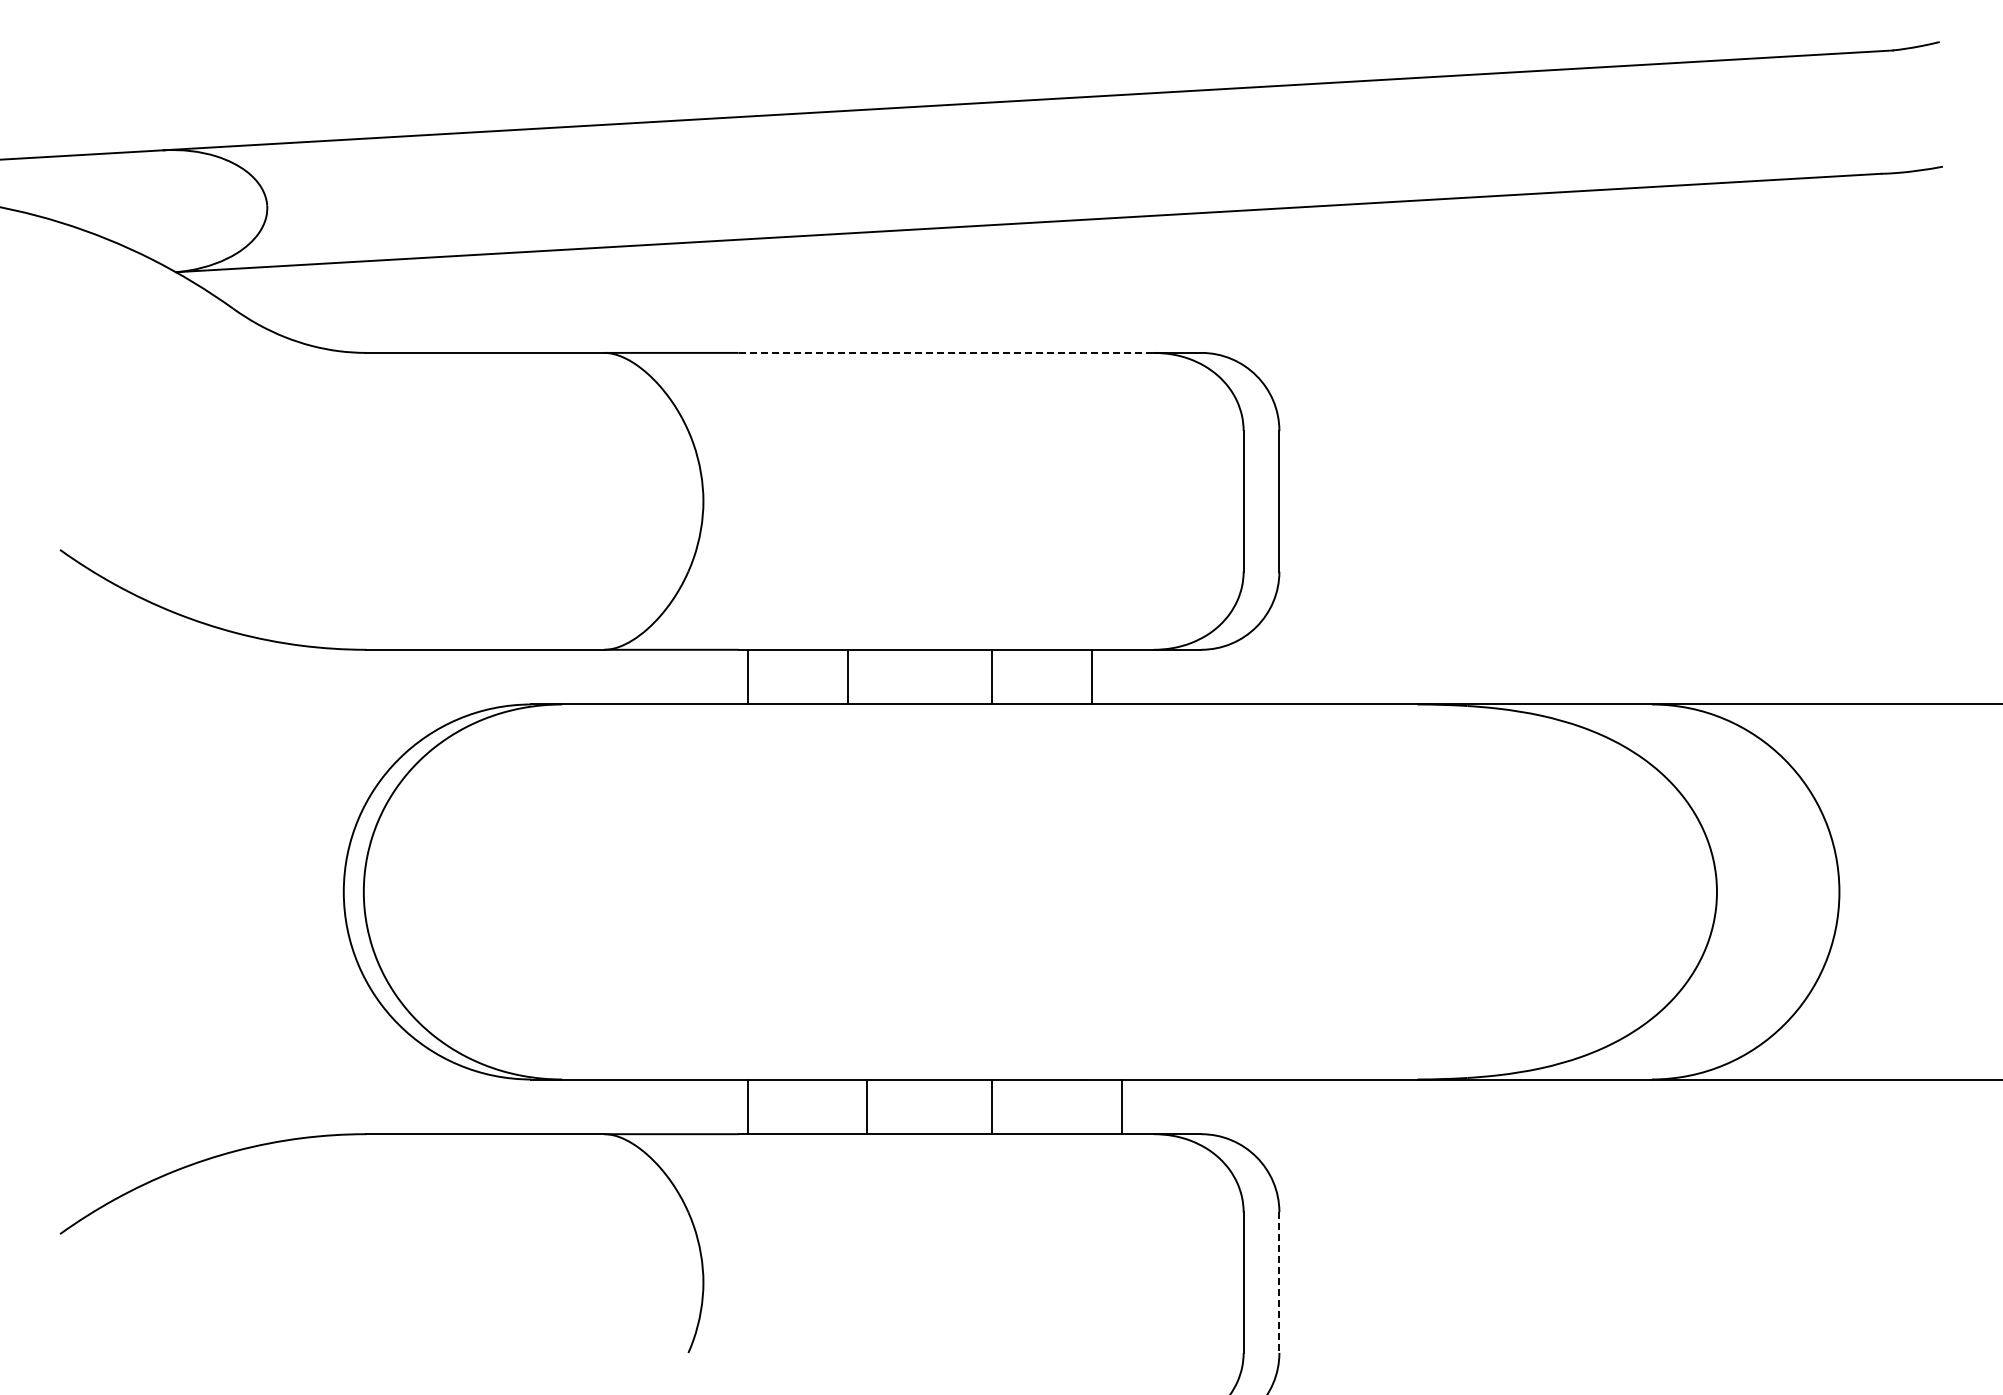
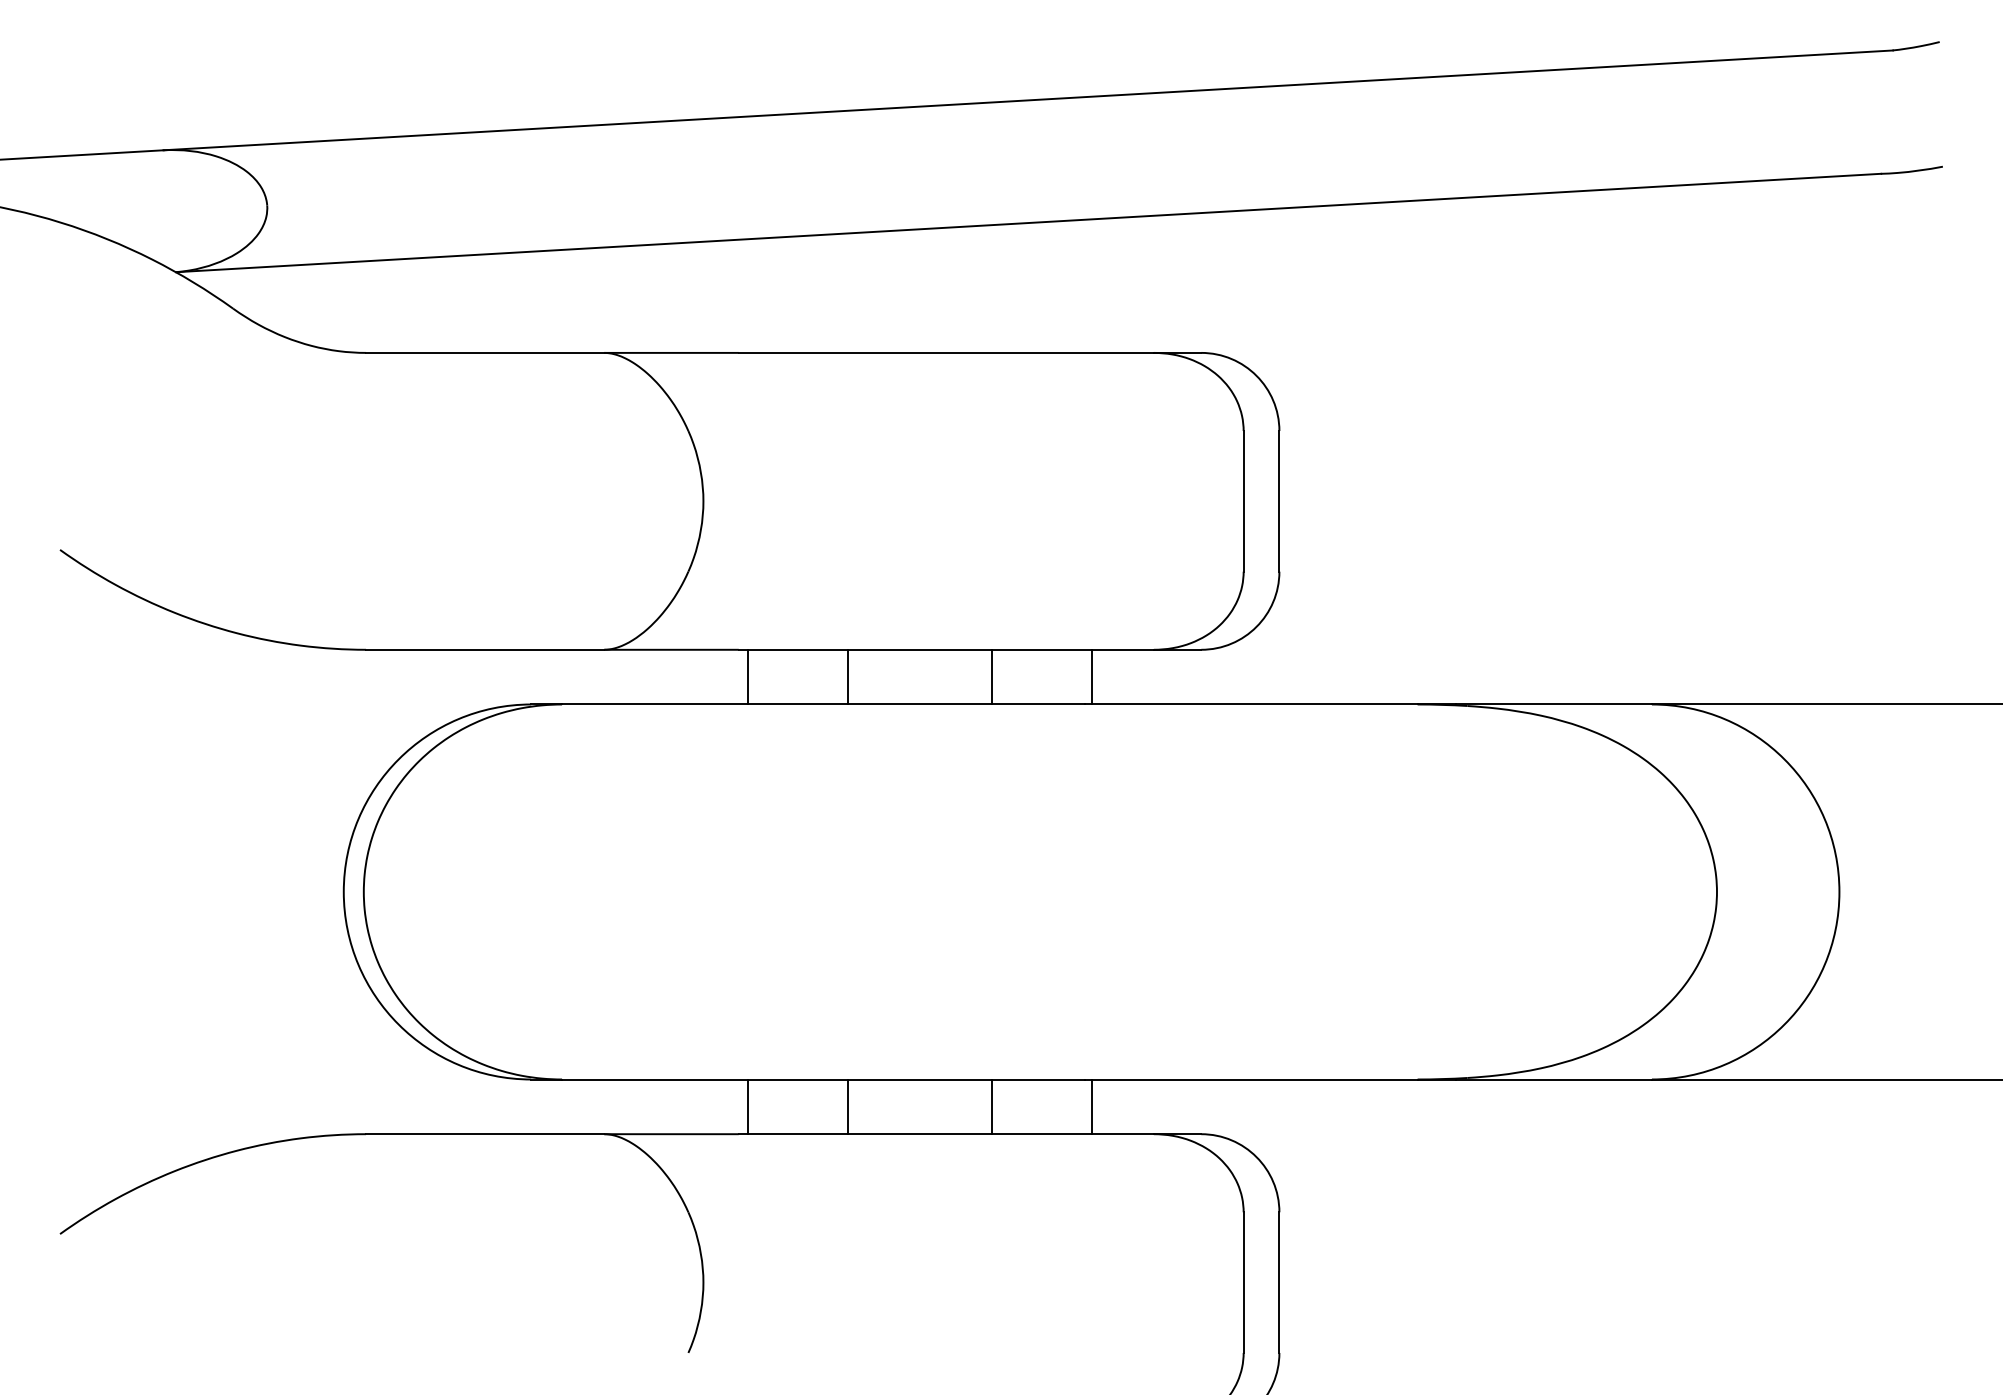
line: dashed -> solid (946, 352)
line position: (867, 1106) -> (848, 1106) (848, 1106)
line position: (1121, 1106) -> (1091, 1106) (1091, 1106)
line: dashed -> solid (1279, 1283)
